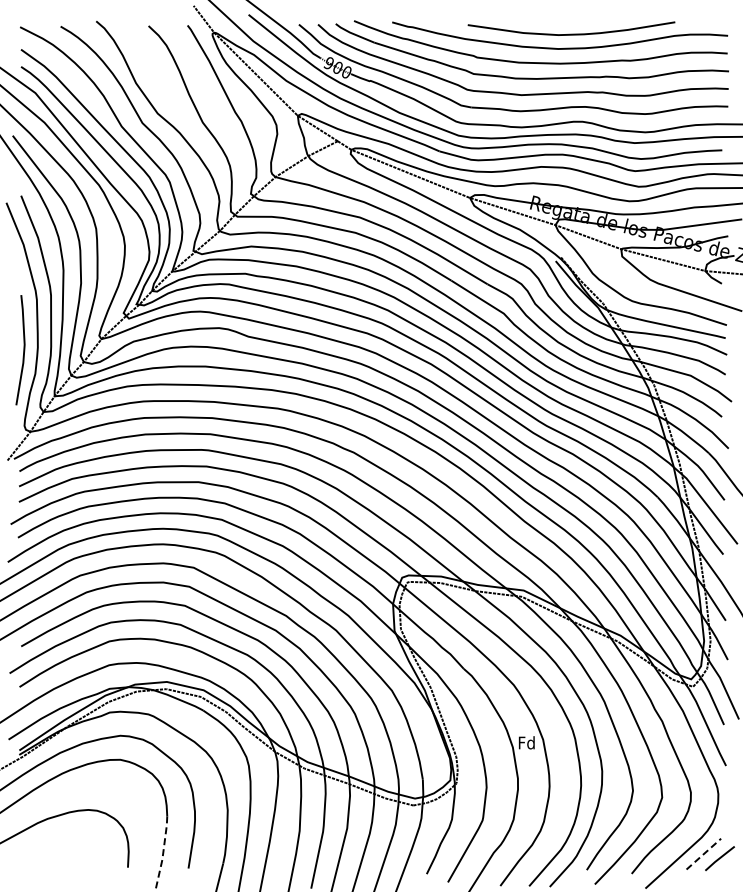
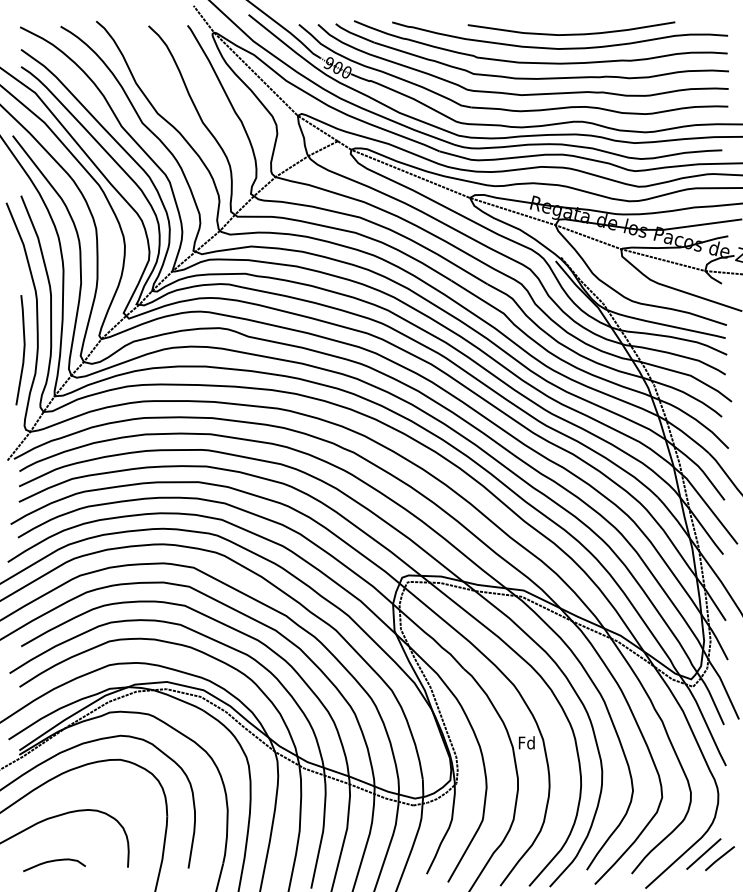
line: dashed -> solid (163, 853)
line: dashed -> solid (704, 853)
curve: none -> present (54, 861)
